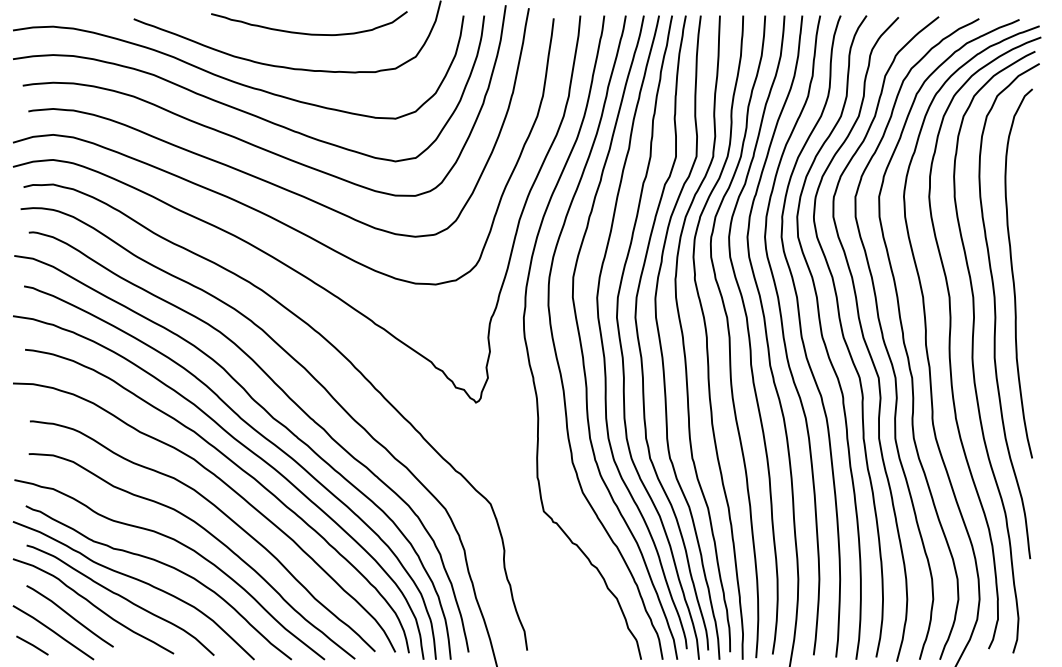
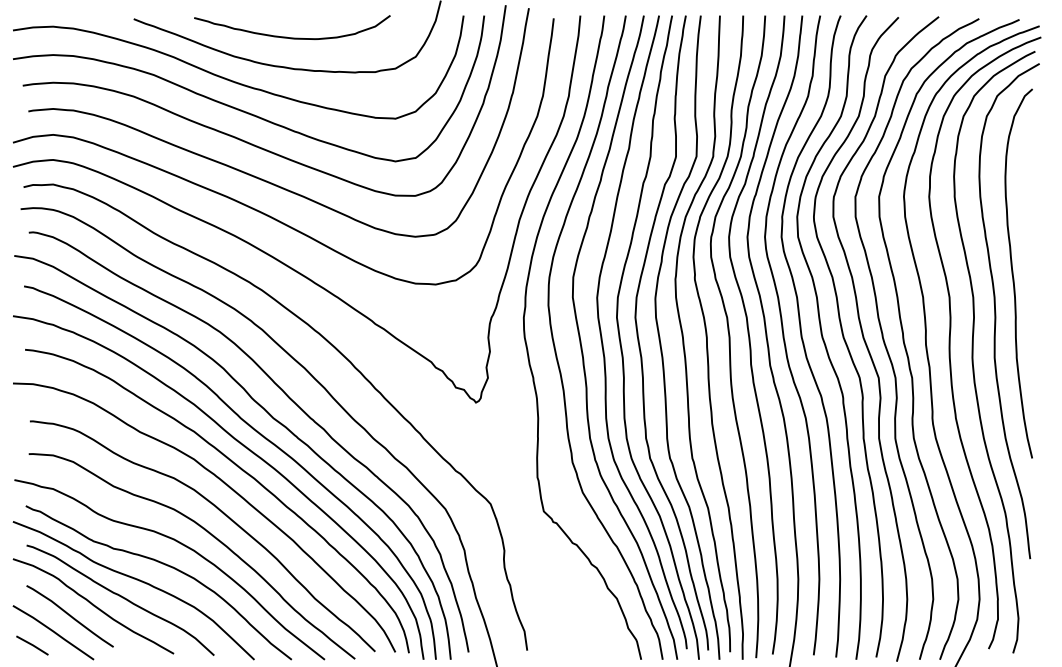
curve position: (309, 33) -> (292, 37) (292, 37)
